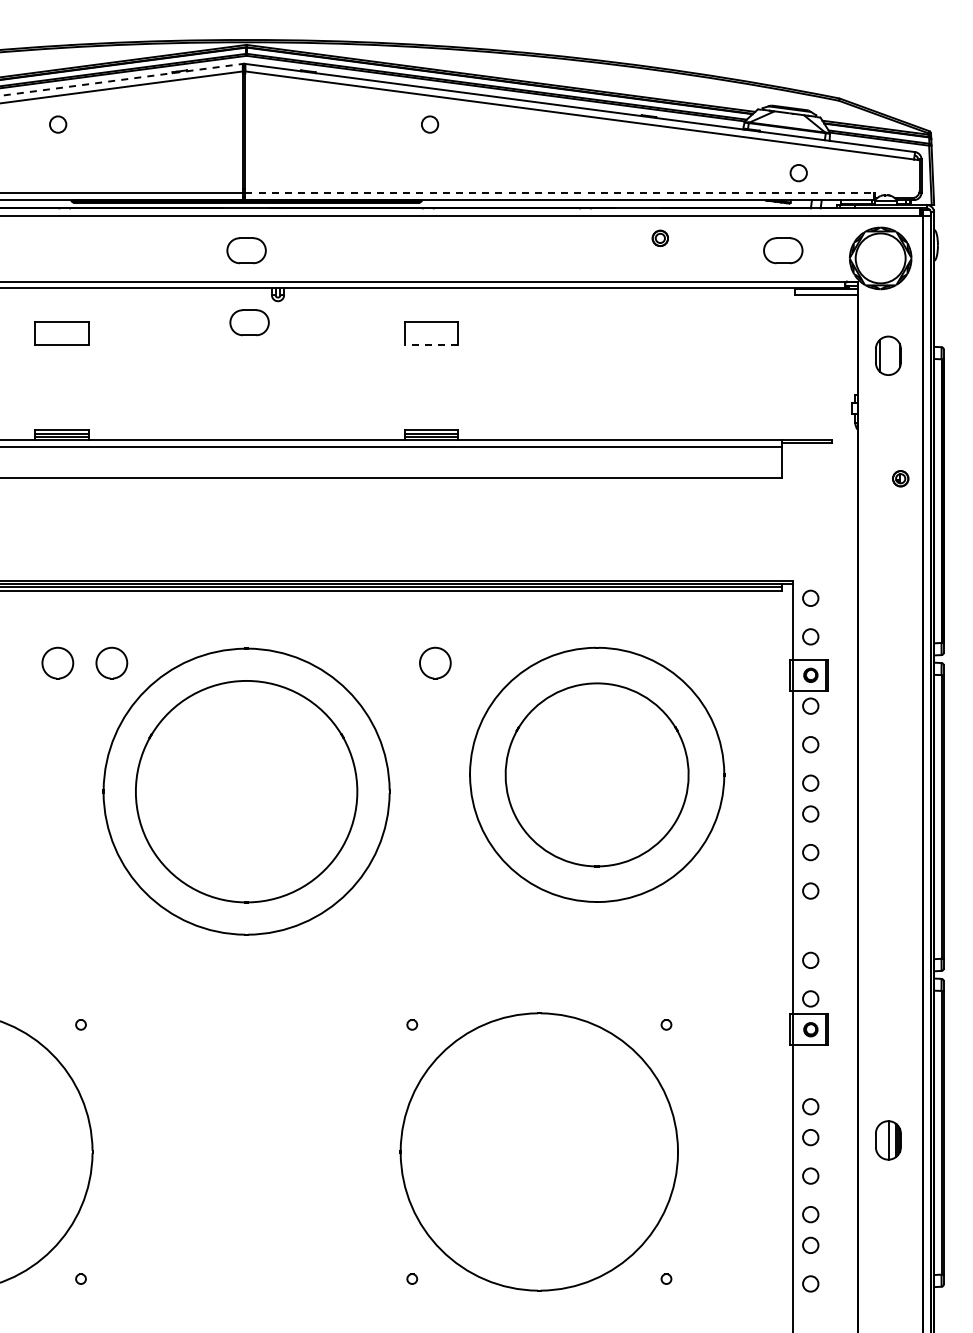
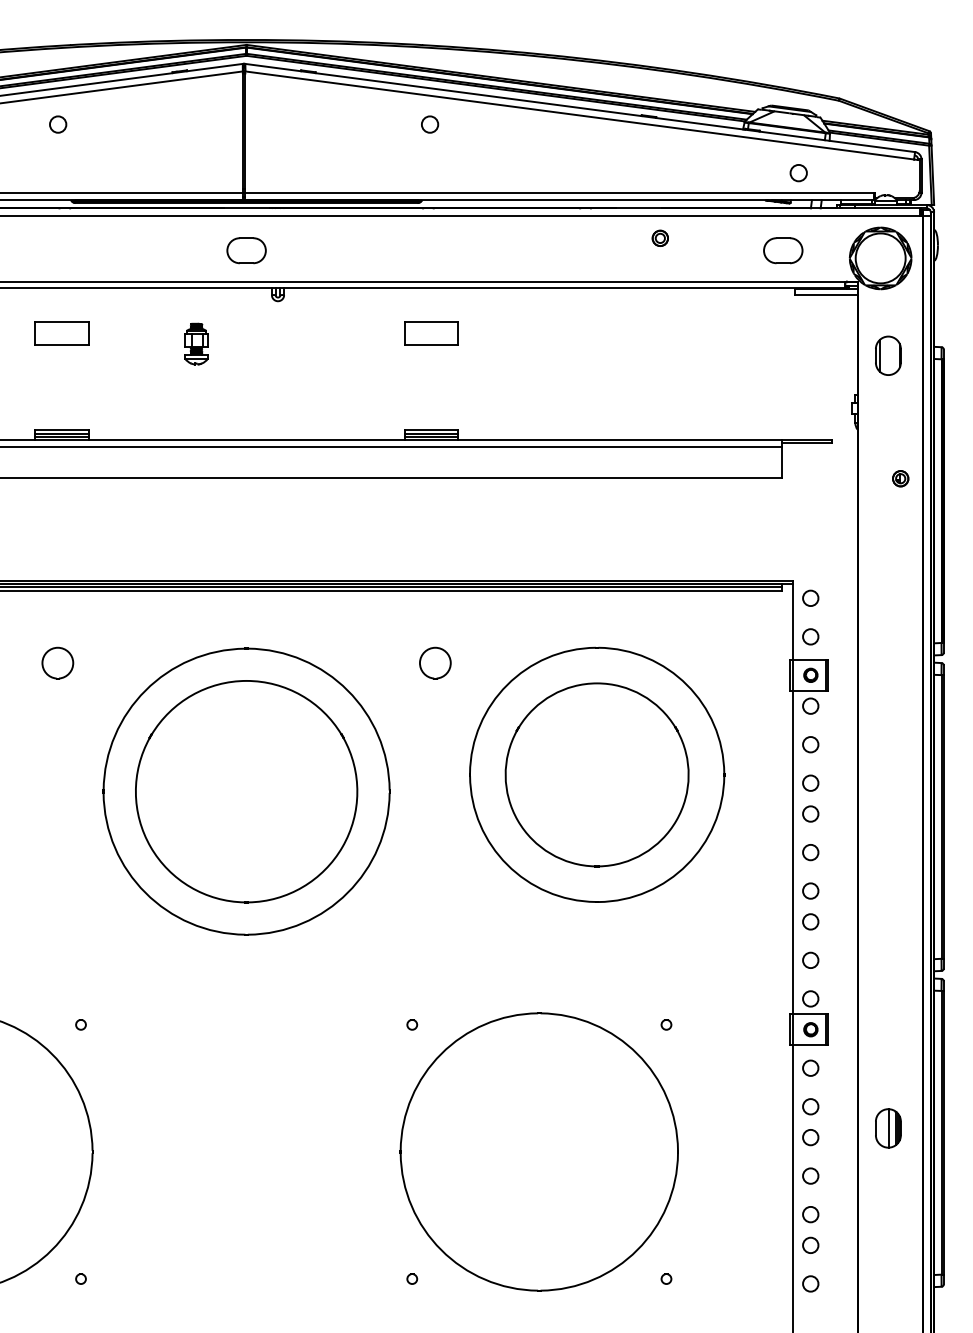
line: dashed -> solid (122, 79)
line: dashed -> solid (559, 192)
part: present -> none (249, 322)
part: none -> present (196, 343)
line: dashed -> solid (431, 344)
part: present -> none (111, 662)
circle: none -> present (810, 921)
circle: none -> present (810, 1067)
part position: (888, 1140) -> (888, 1128) (888, 1128)
